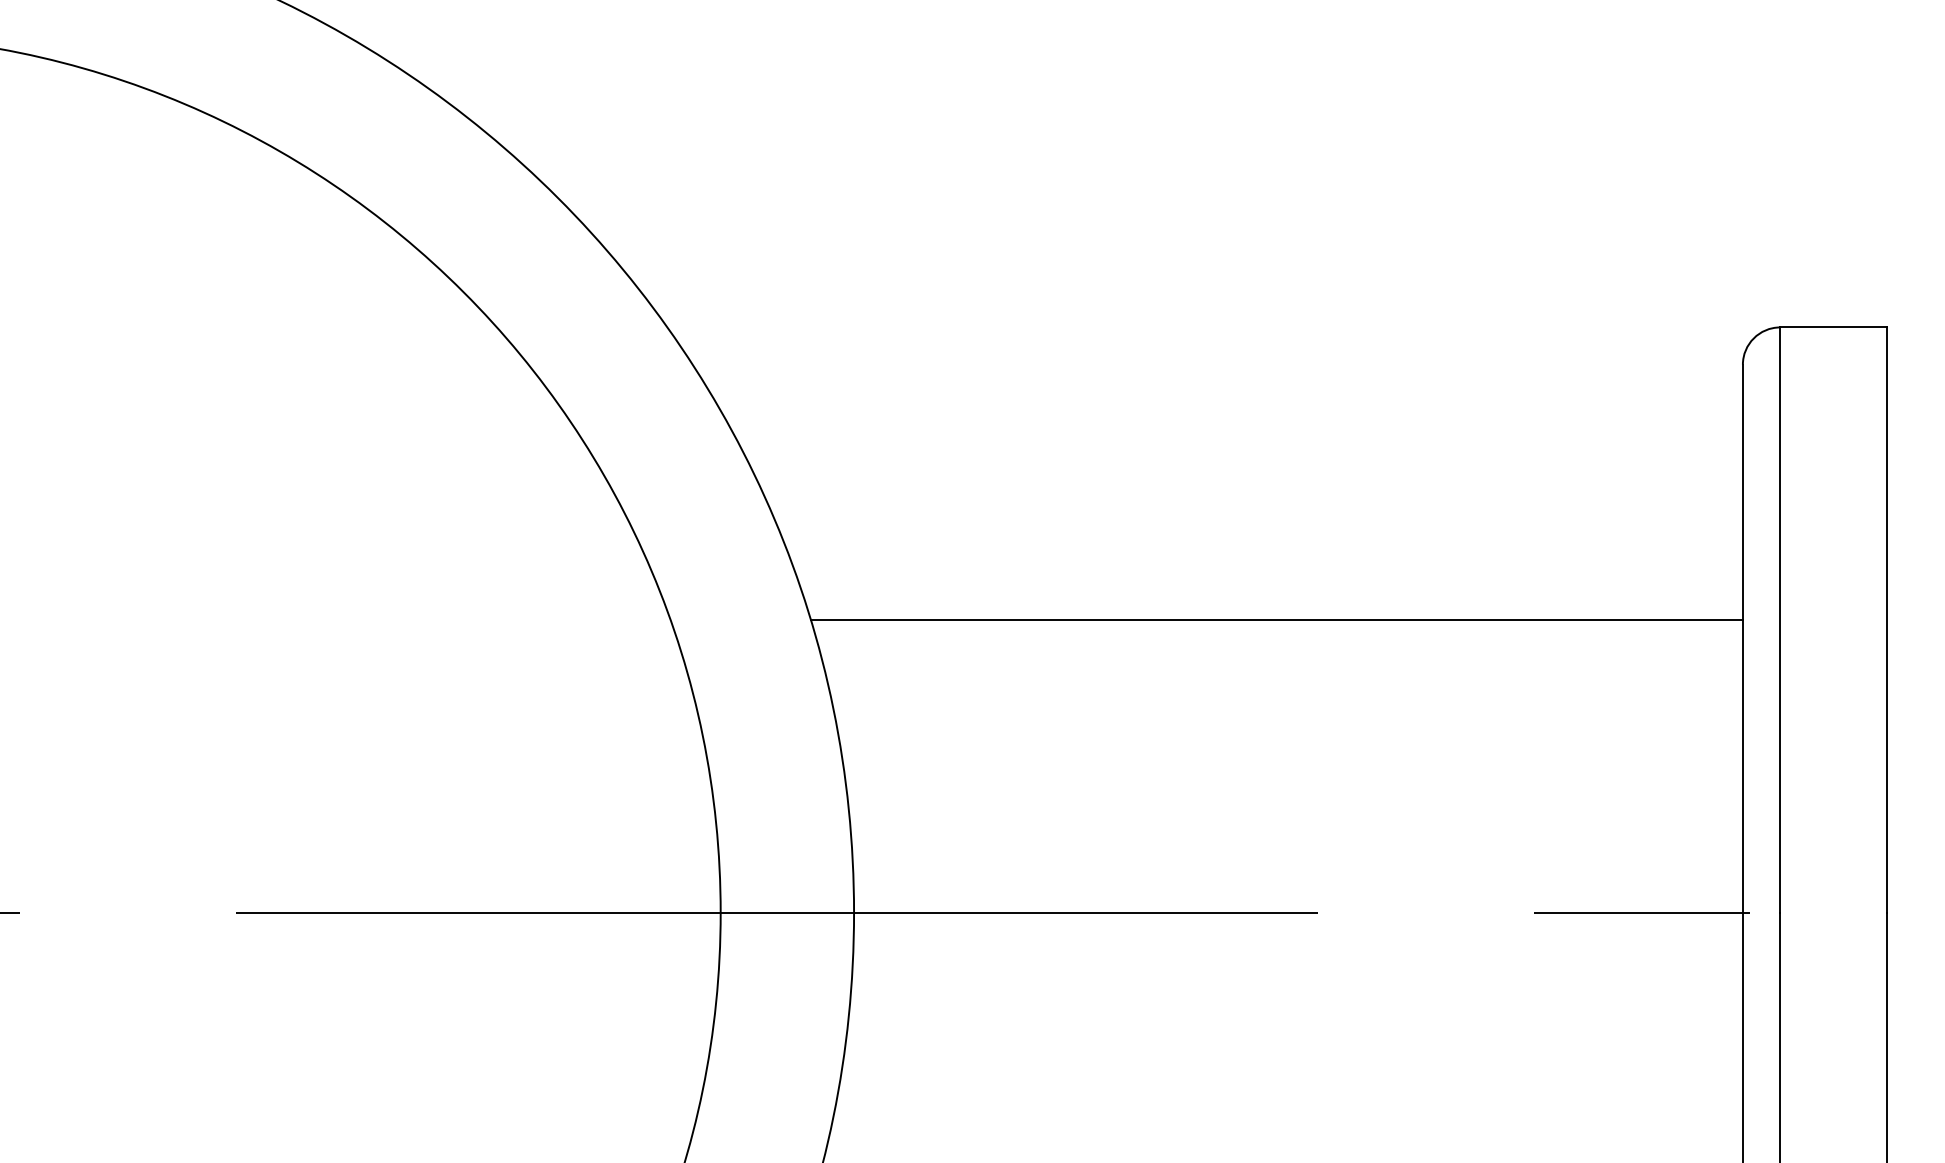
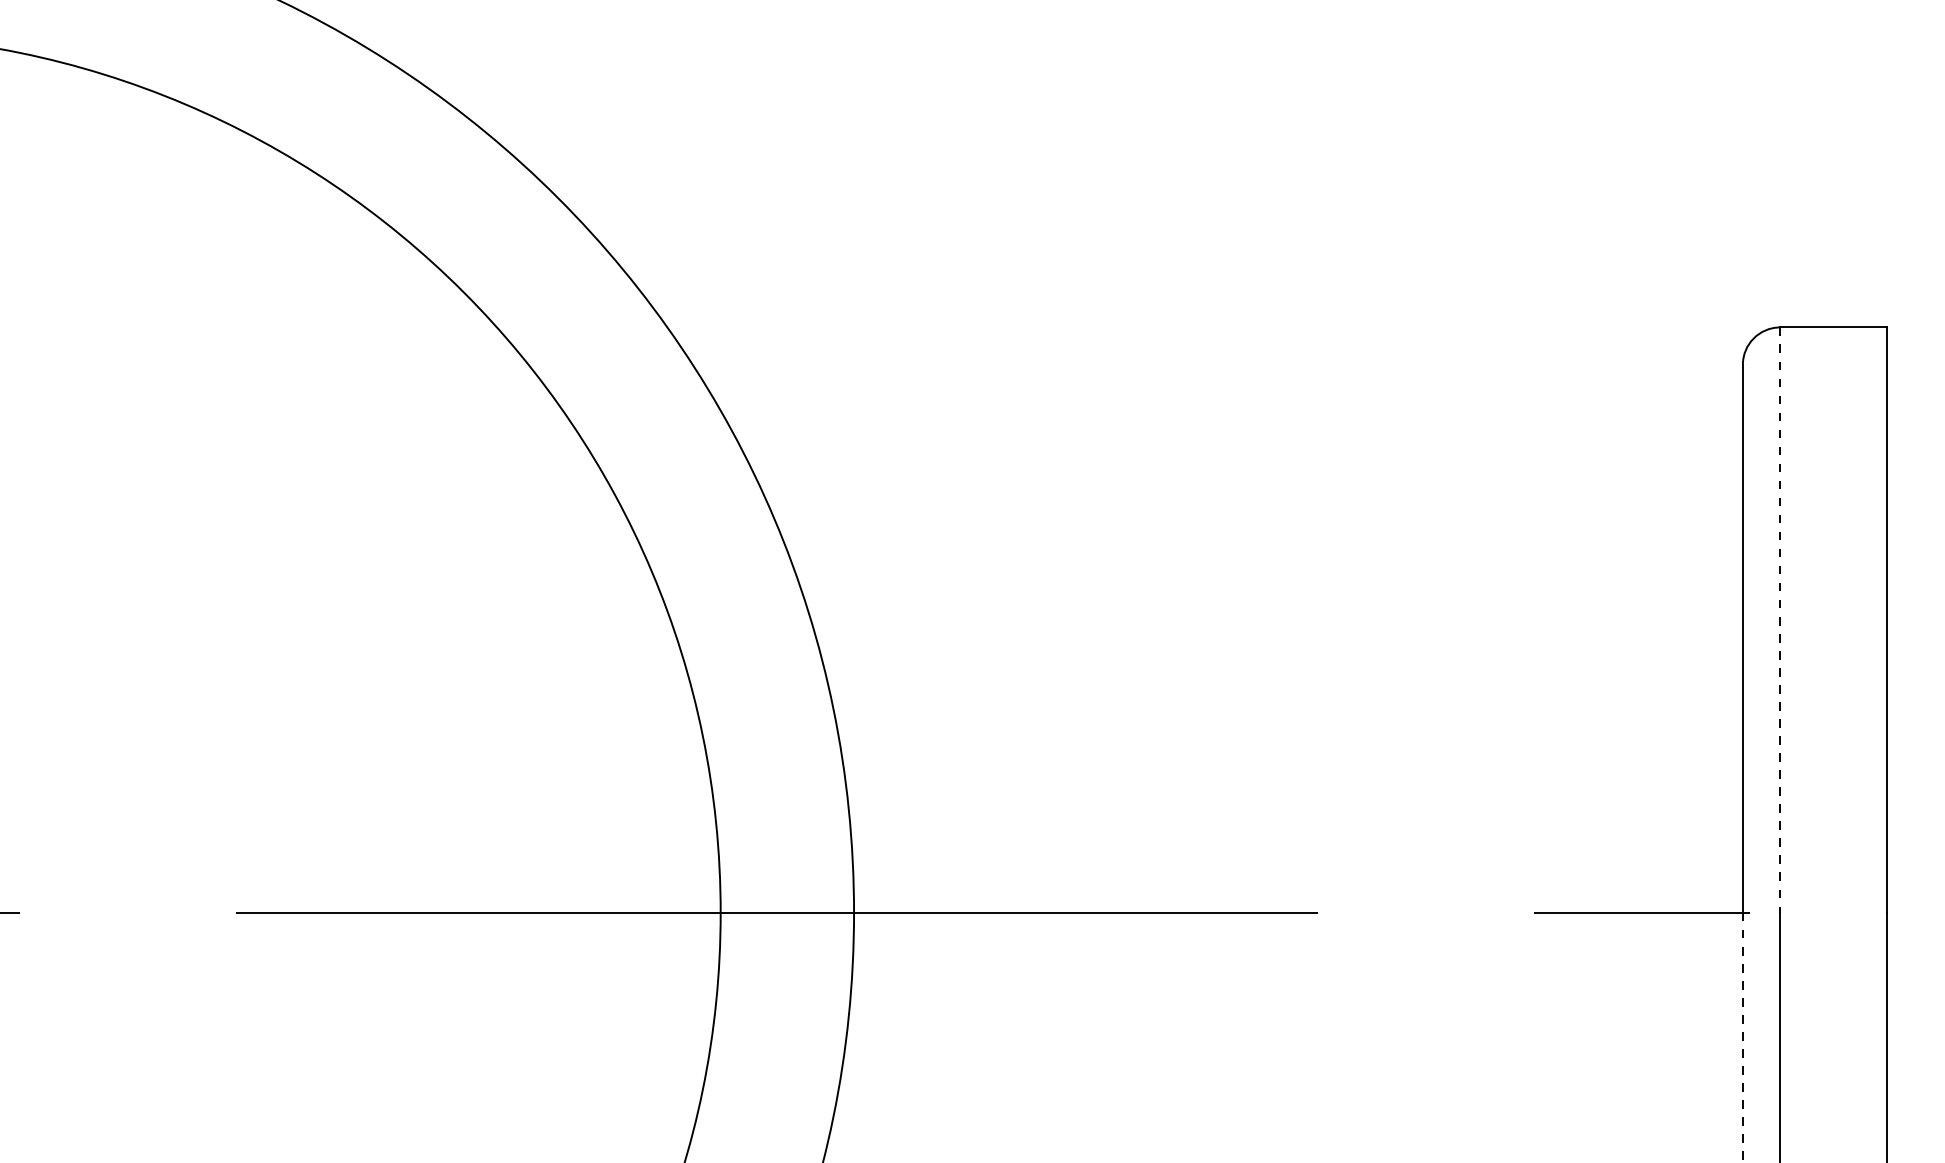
line: present -> none (1276, 620)
line: solid -> dashed (1780, 620)
line: solid -> dashed (1742, 1037)
